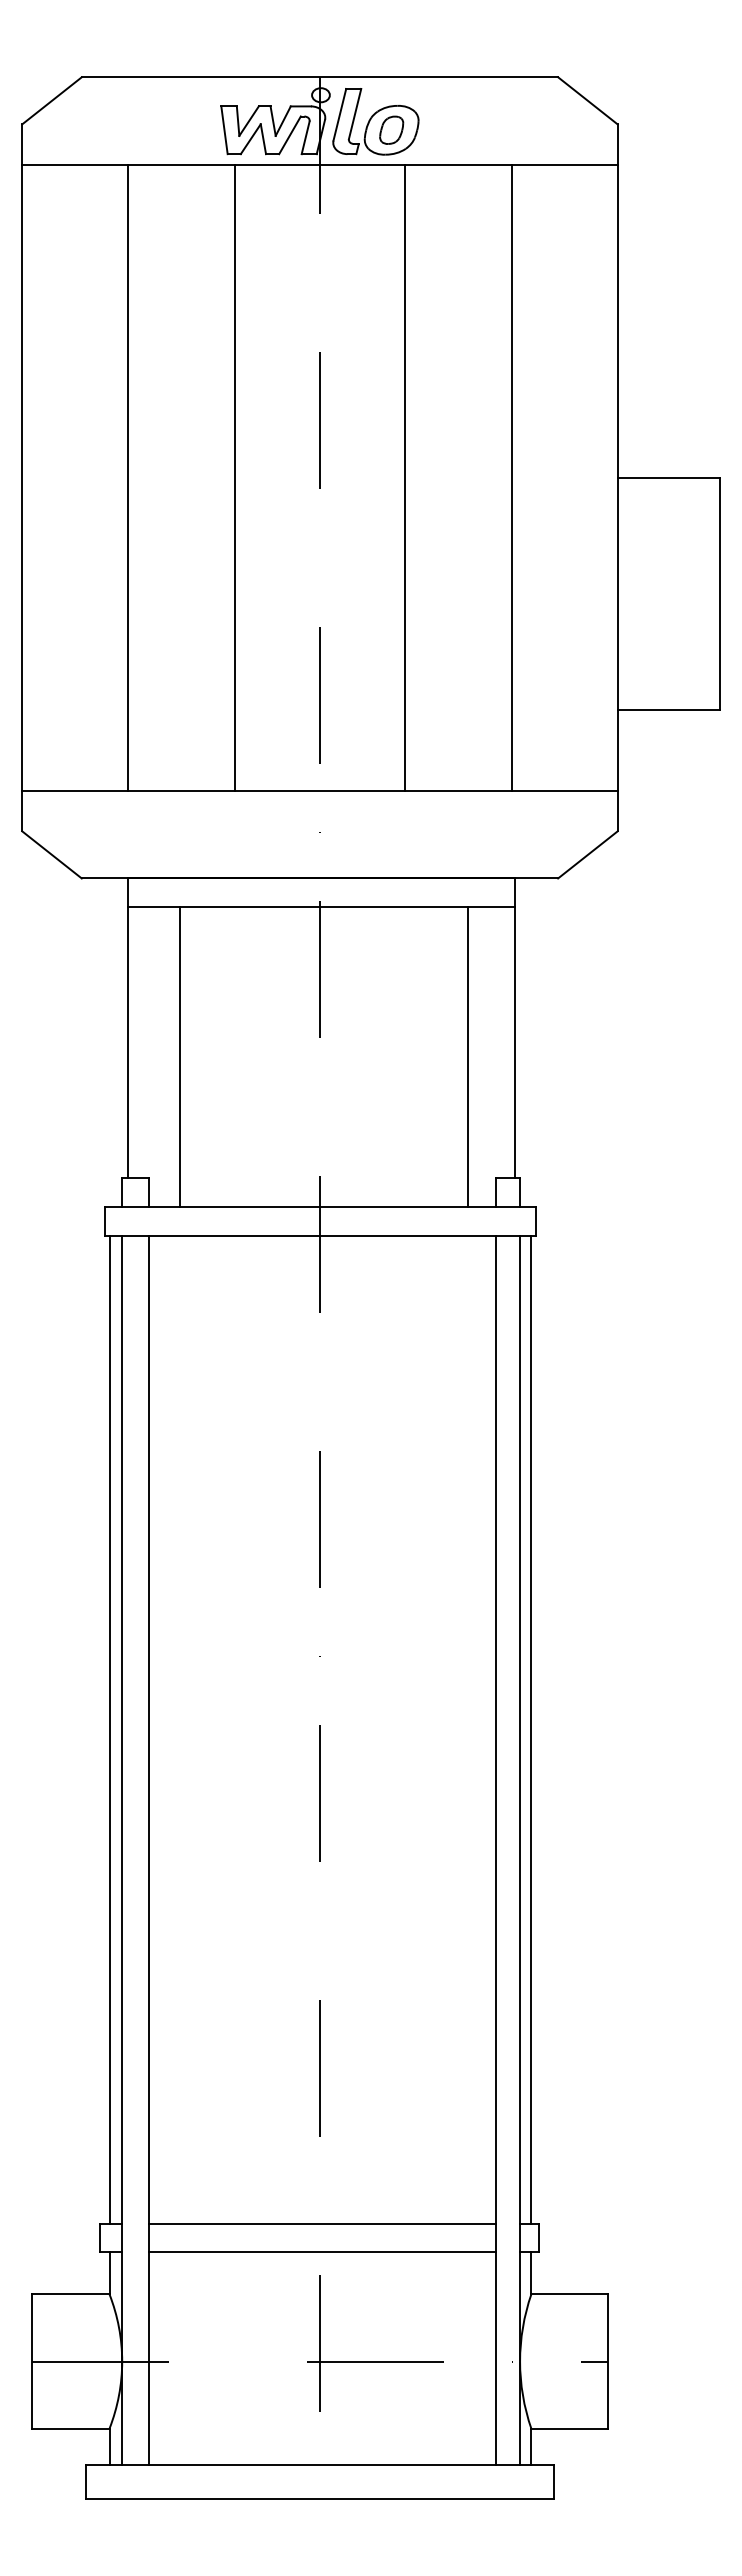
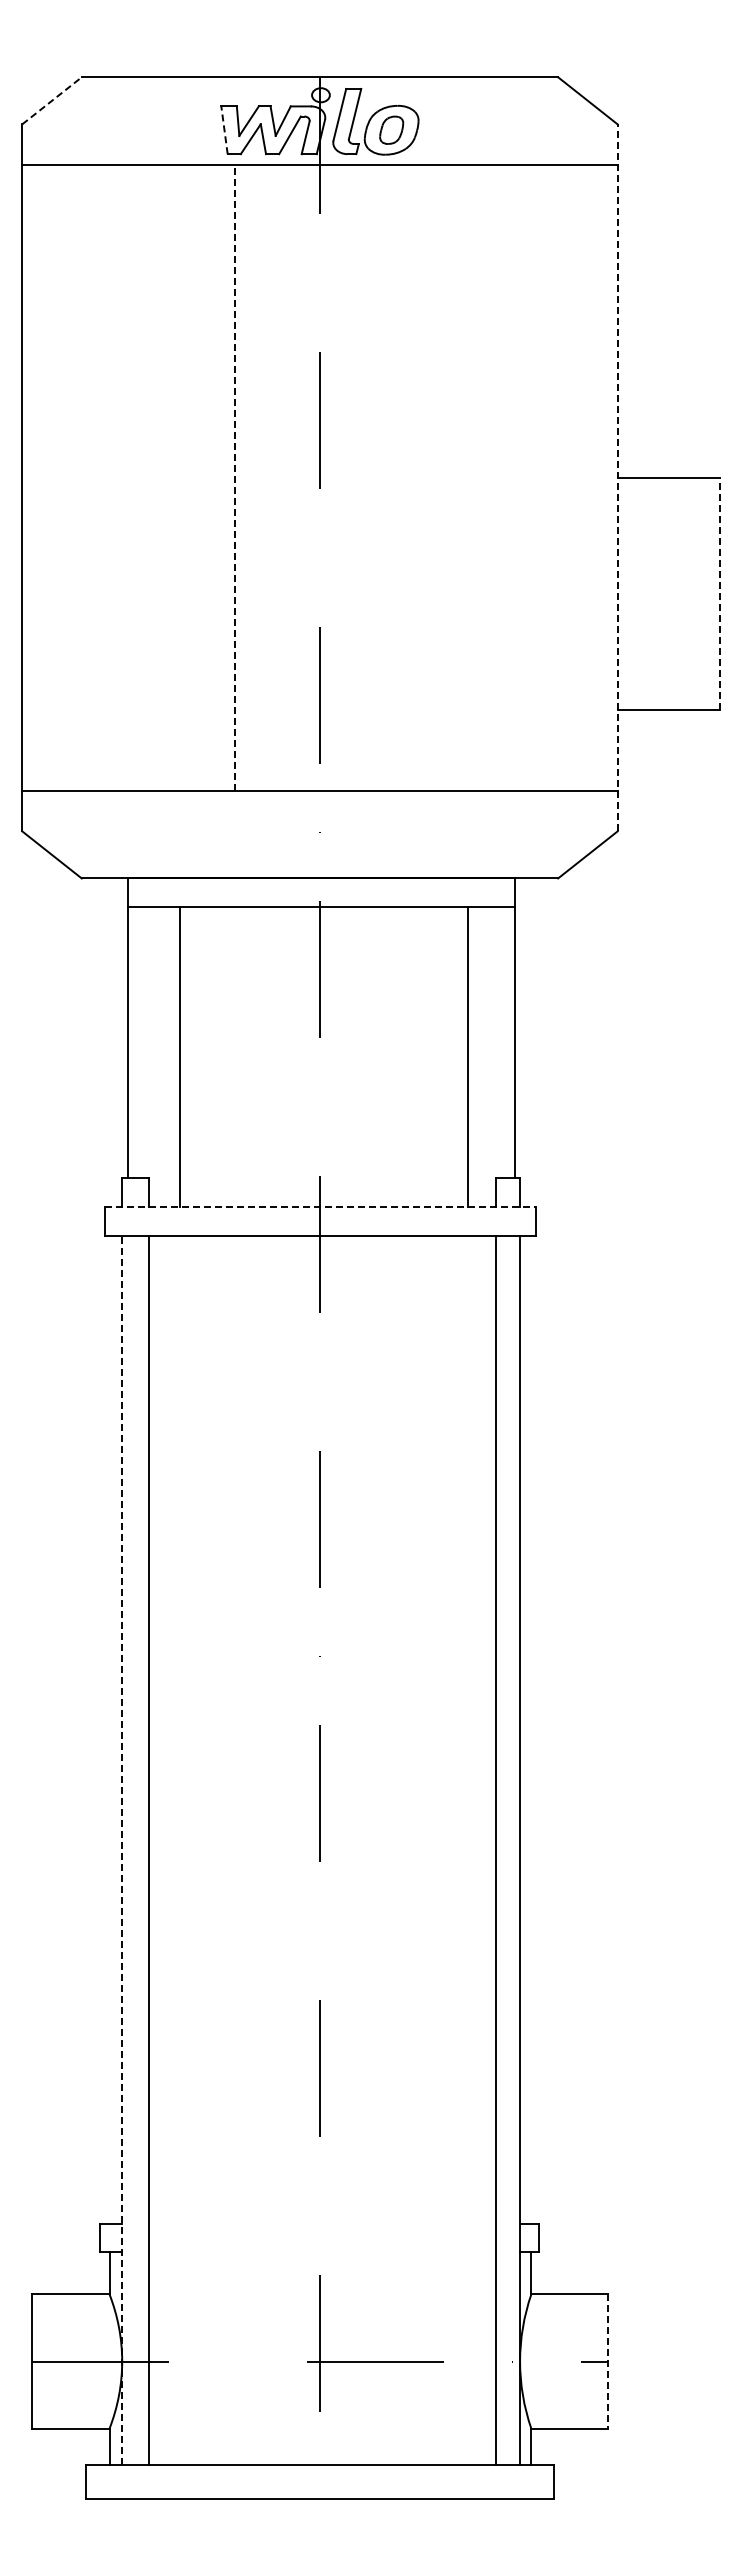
line: solid -> dashed (52, 100)
line: solid -> dashed (224, 129)
line: present -> none (127, 477)
line: solid -> dashed (235, 477)
line: present -> none (404, 477)
line: present -> none (512, 477)
line: solid -> dashed (617, 477)
line: solid -> dashed (719, 593)
line: solid -> dashed (320, 1206)
line: present -> none (109, 1729)
line: present -> none (531, 1729)
line: solid -> dashed (122, 1850)
line: present -> none (322, 2224)
line: present -> none (322, 2251)
line: solid -> dashed (608, 2362)
